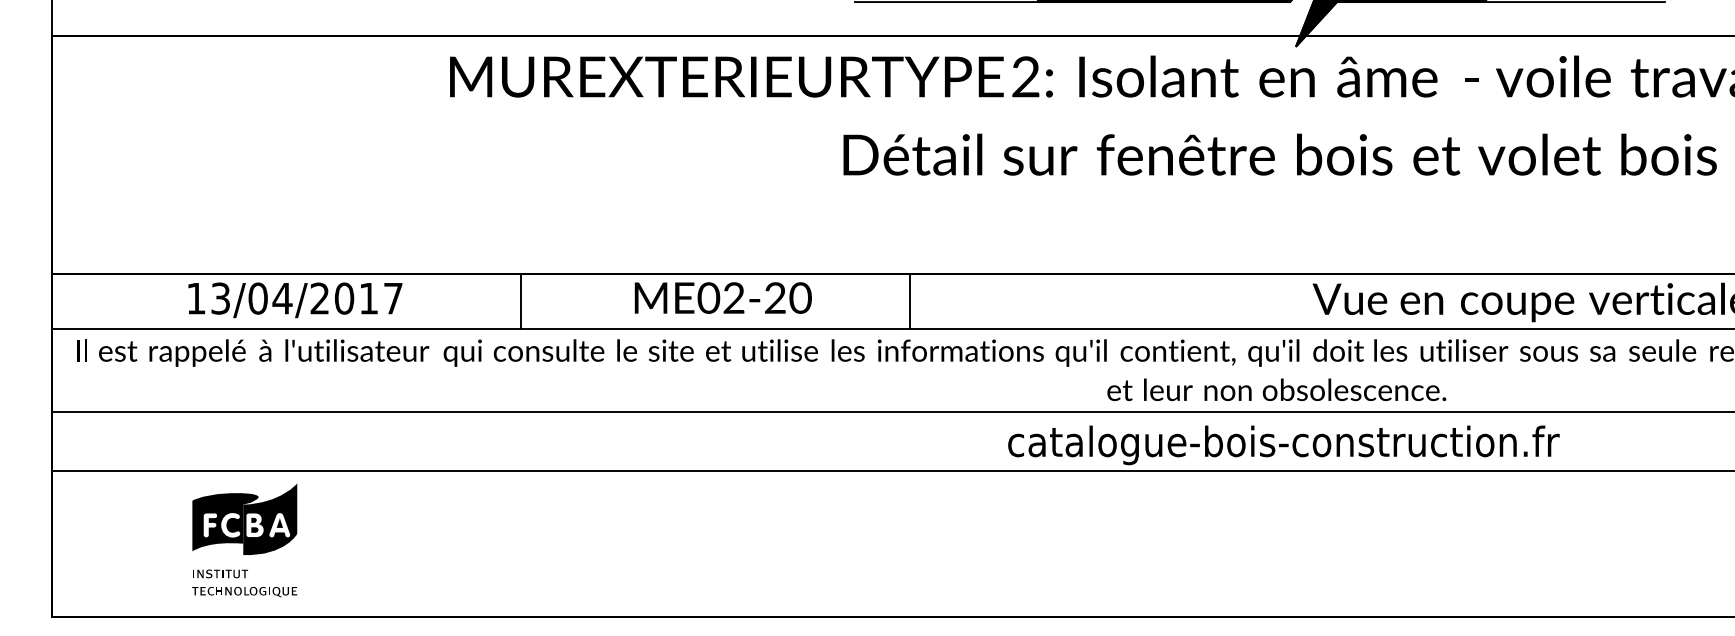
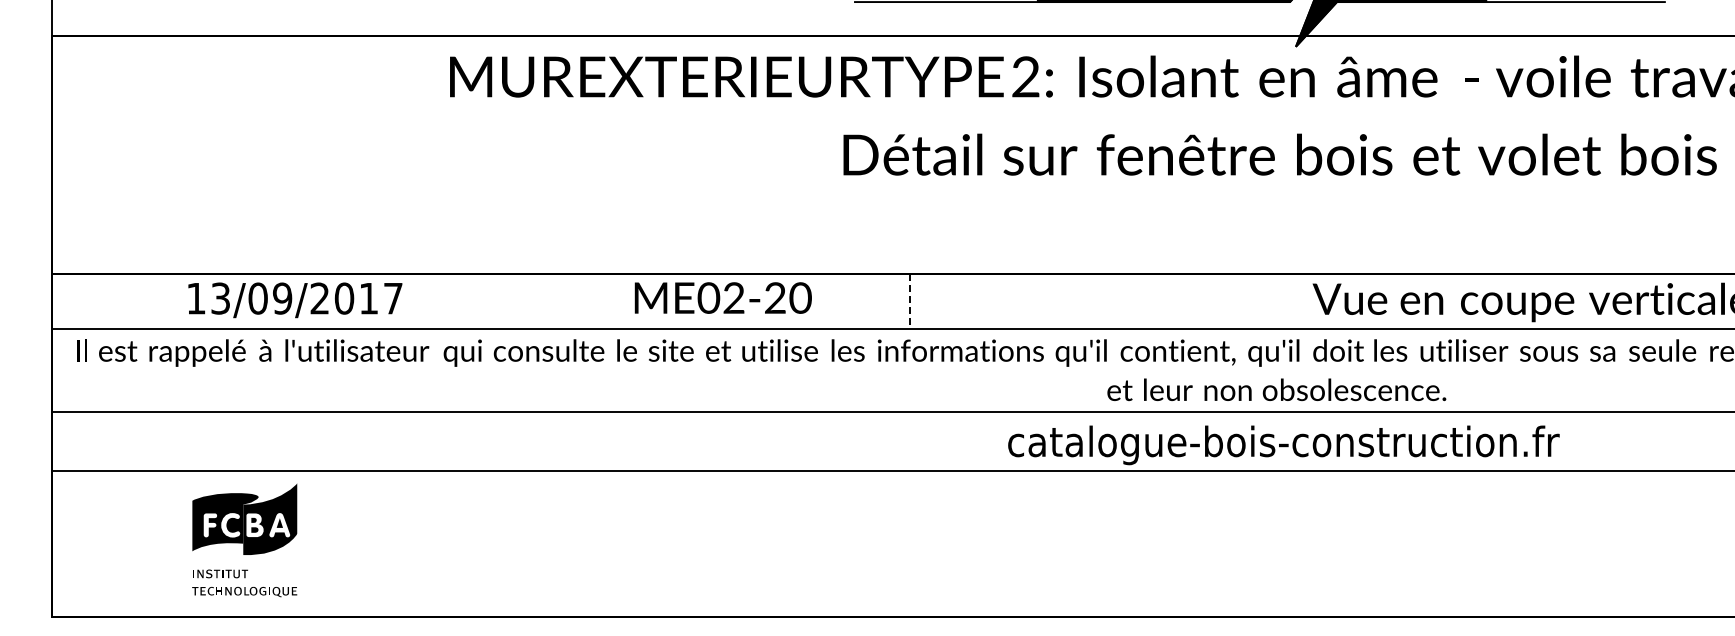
text: 13/04/2017 -> 13/09/2017 (282, 298)
line: present -> none (520, 301)
line: solid -> dashed (909, 302)
